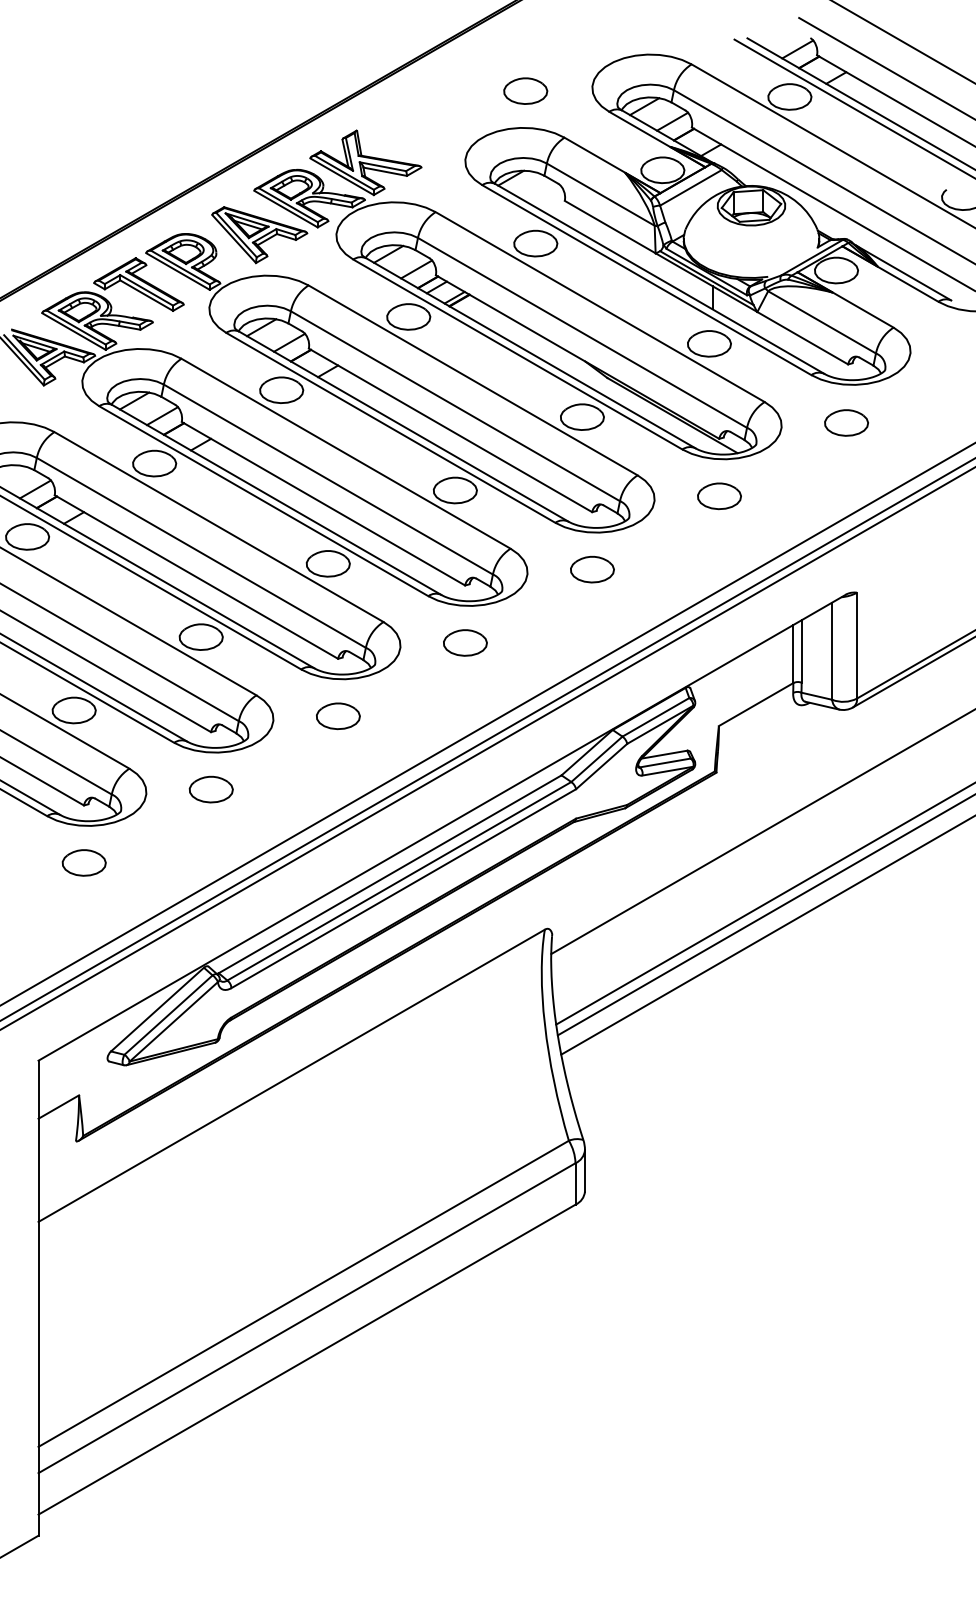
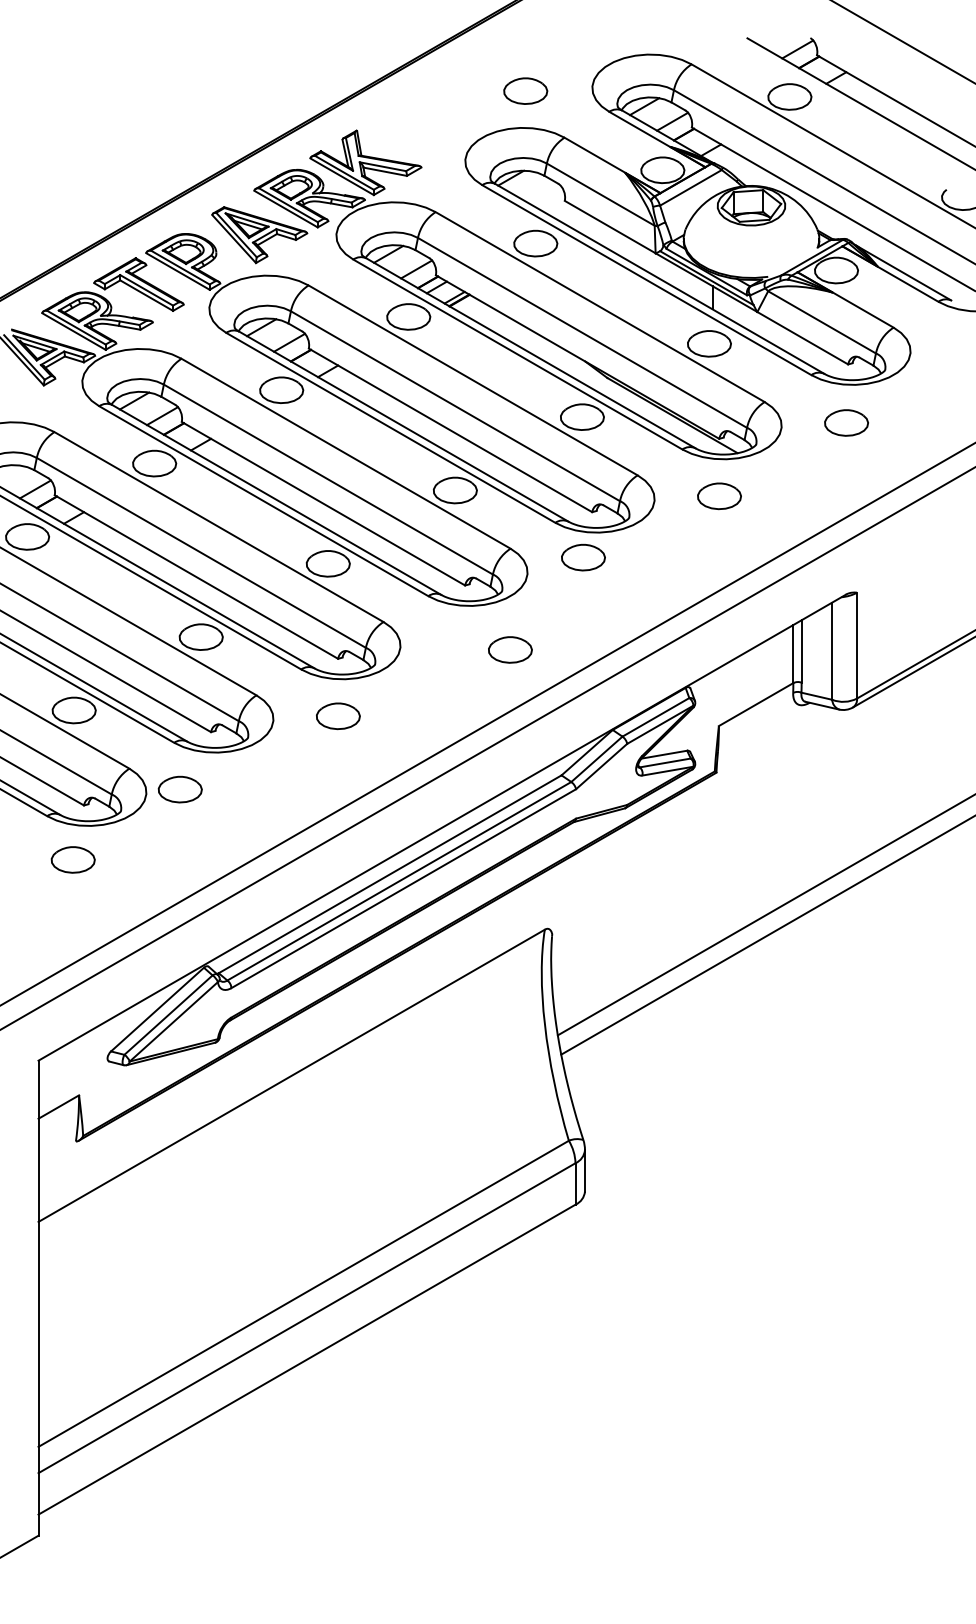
line: present -> none (885, 67)
line: present -> none (853, 107)
part position: (592, 569) -> (583, 557) (583, 557)
part position: (465, 642) -> (510, 649) (510, 649)
line: present -> none (487, 739)
part position: (210, 789) -> (179, 789) (179, 789)
line: present -> none (761, 832)
part position: (83, 862) -> (72, 859) (72, 859)
line: present -> none (764, 904)
